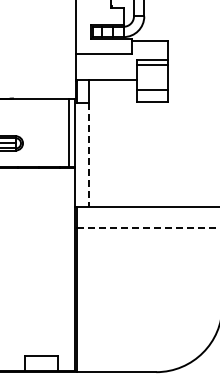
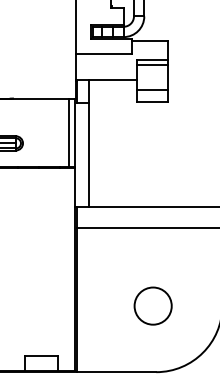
line: dashed -> solid (88, 154)
line: dashed -> solid (148, 227)
circle: none -> present (152, 305)
